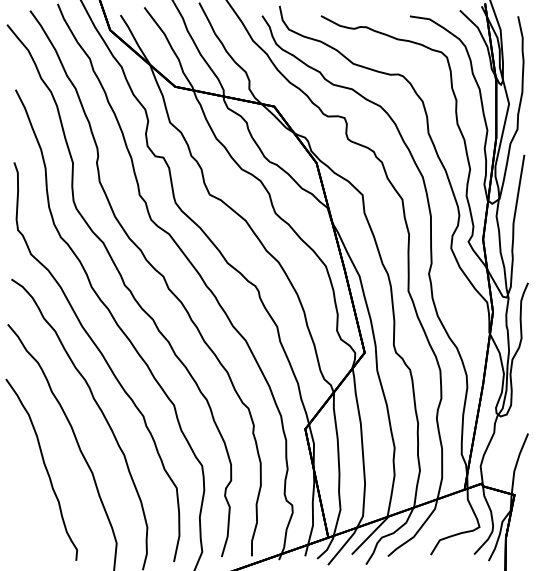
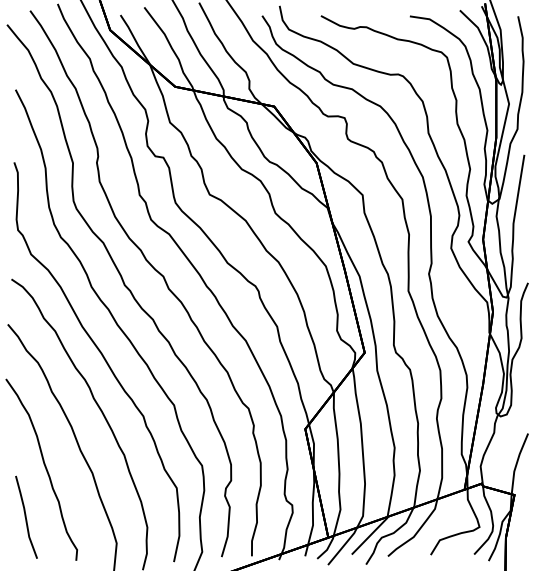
line: none -> present (26, 516)
